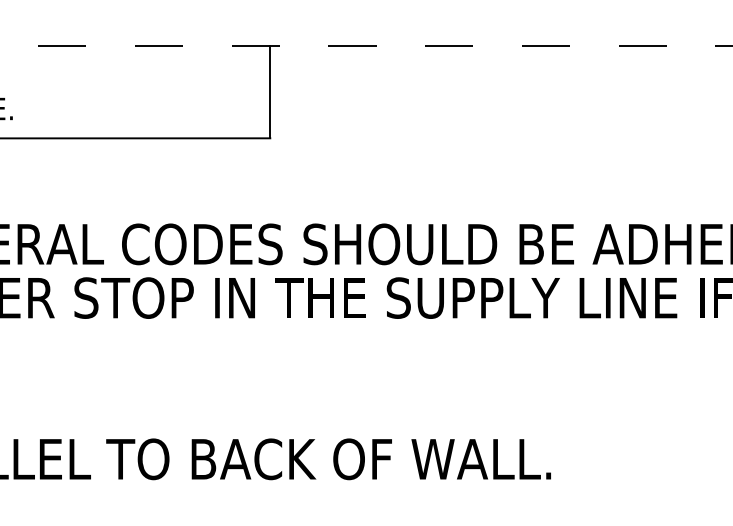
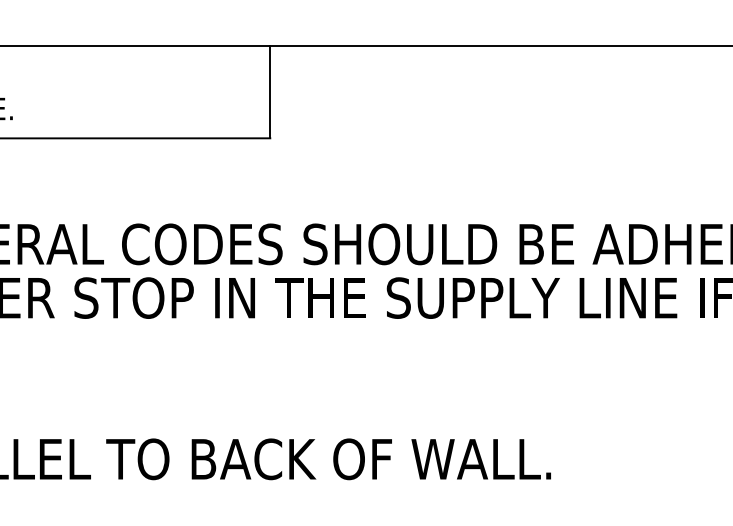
line: dashed -> solid (366, 45)
